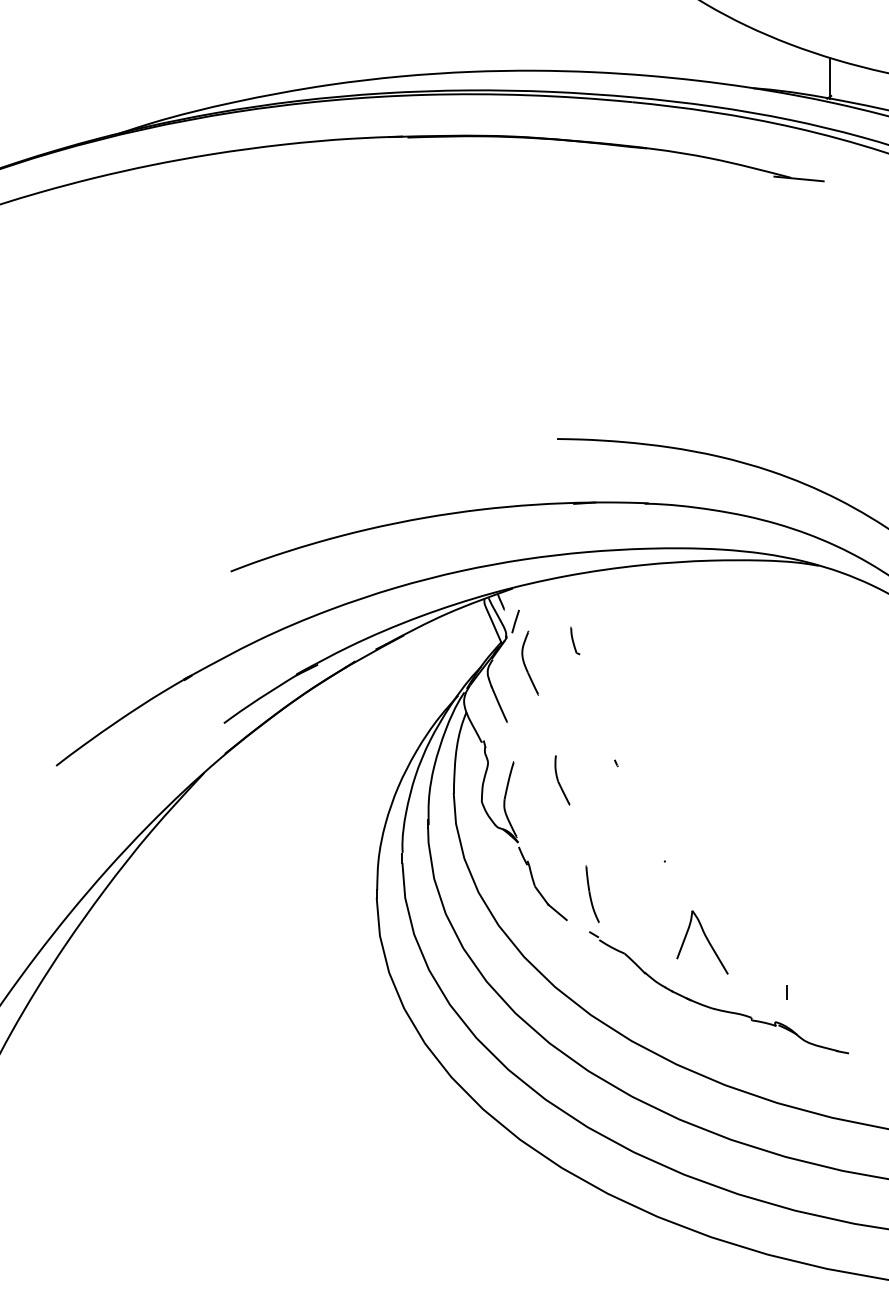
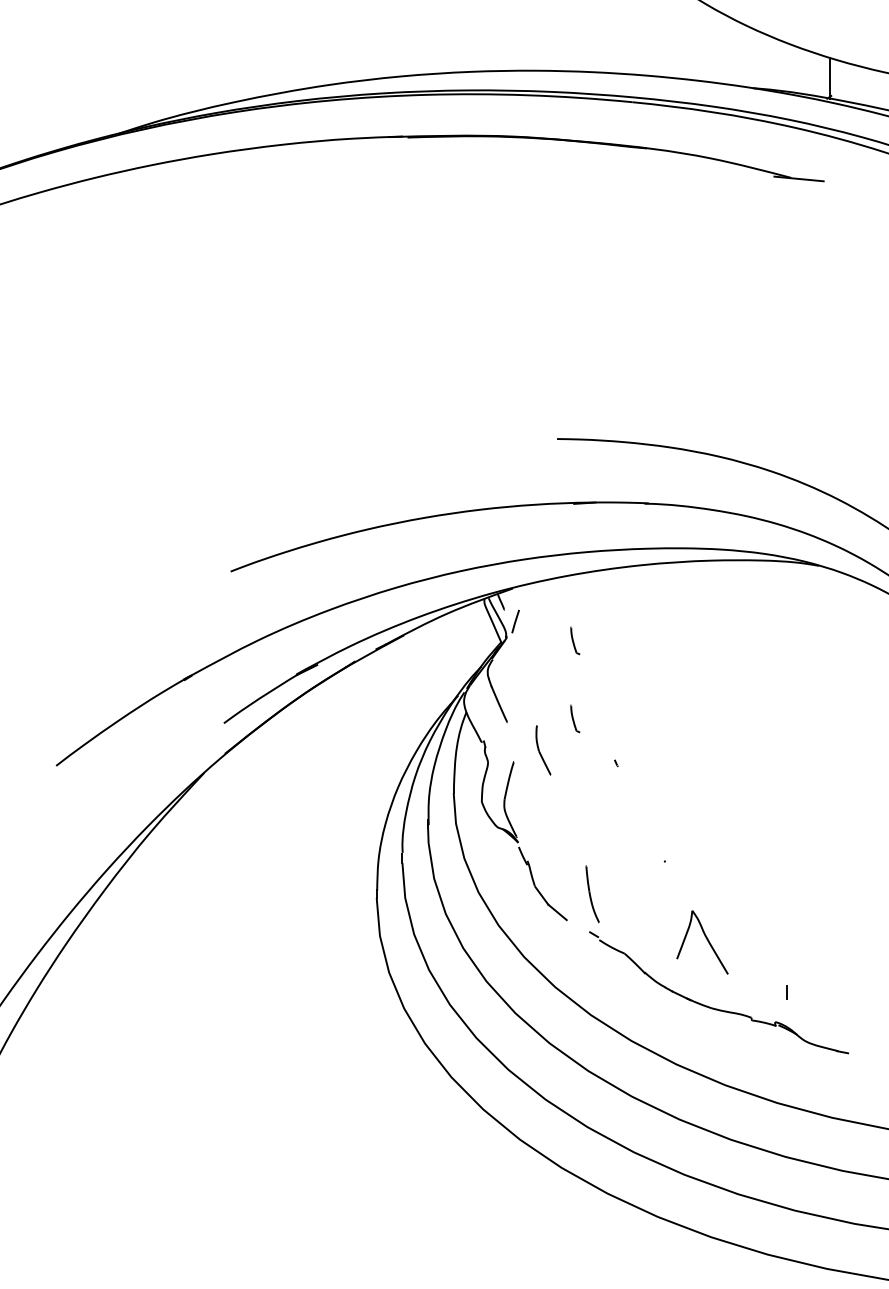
part: present -> none (529, 662)
part: none -> present (575, 718)
part position: (562, 780) -> (543, 750) (543, 750)
